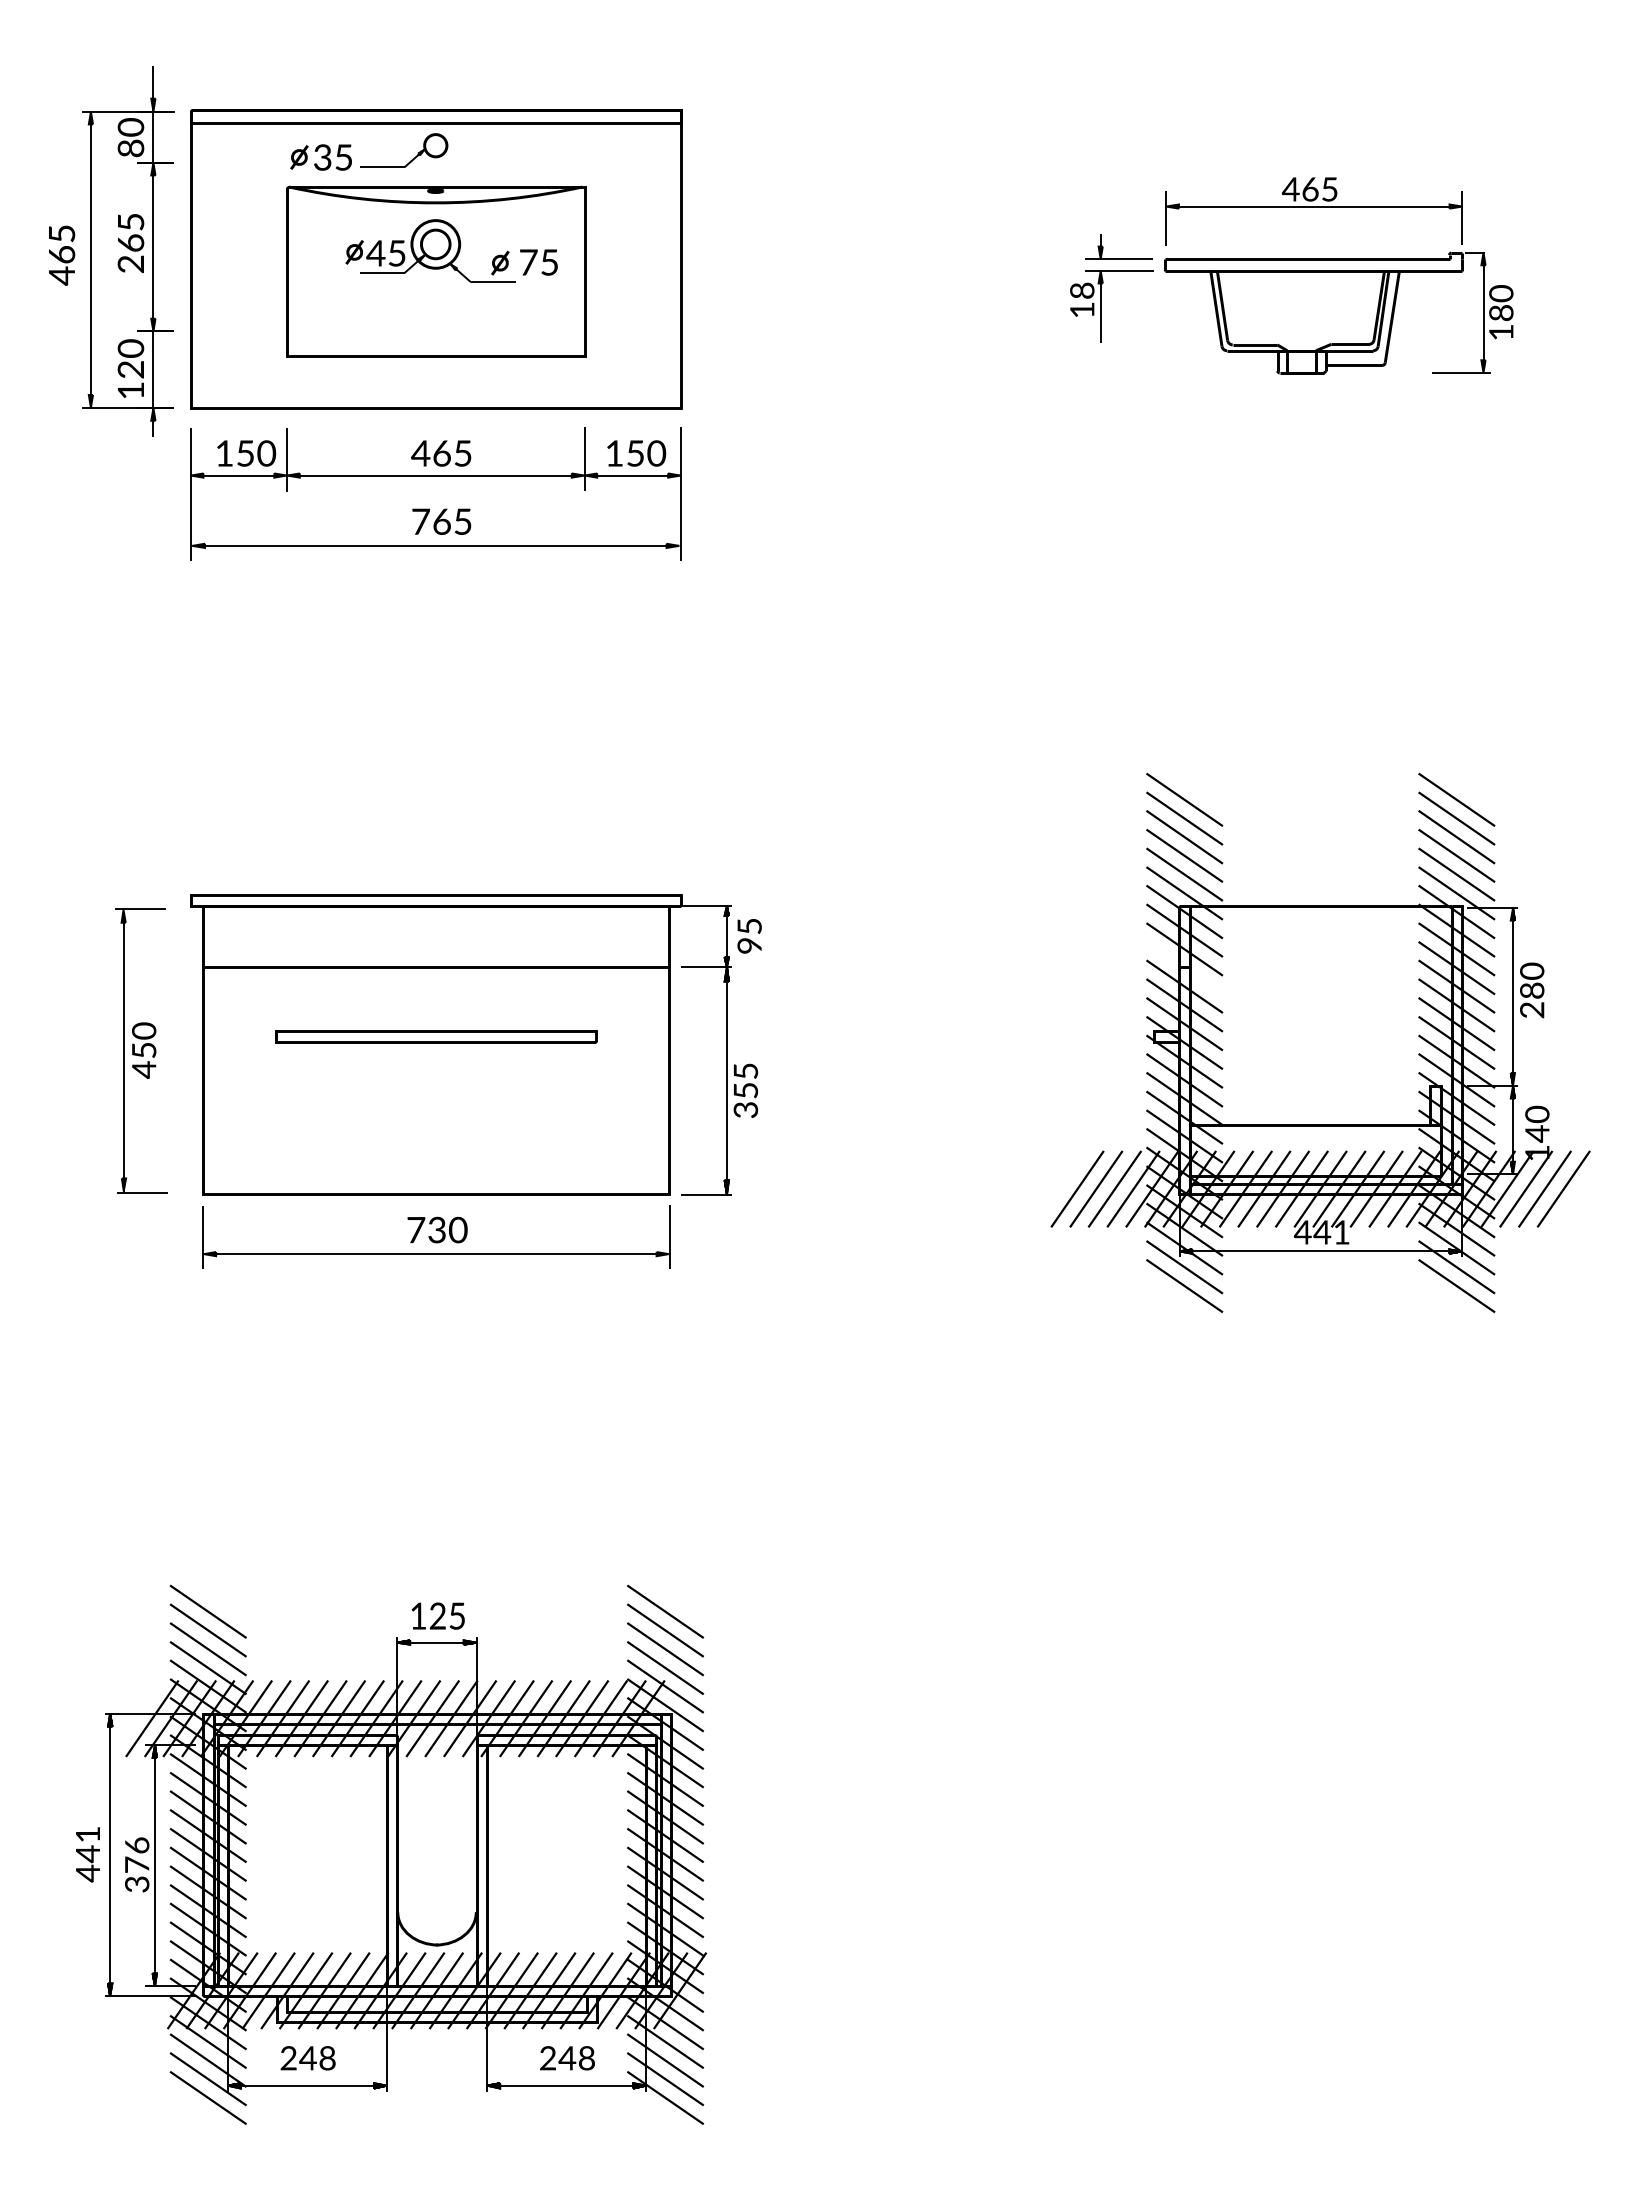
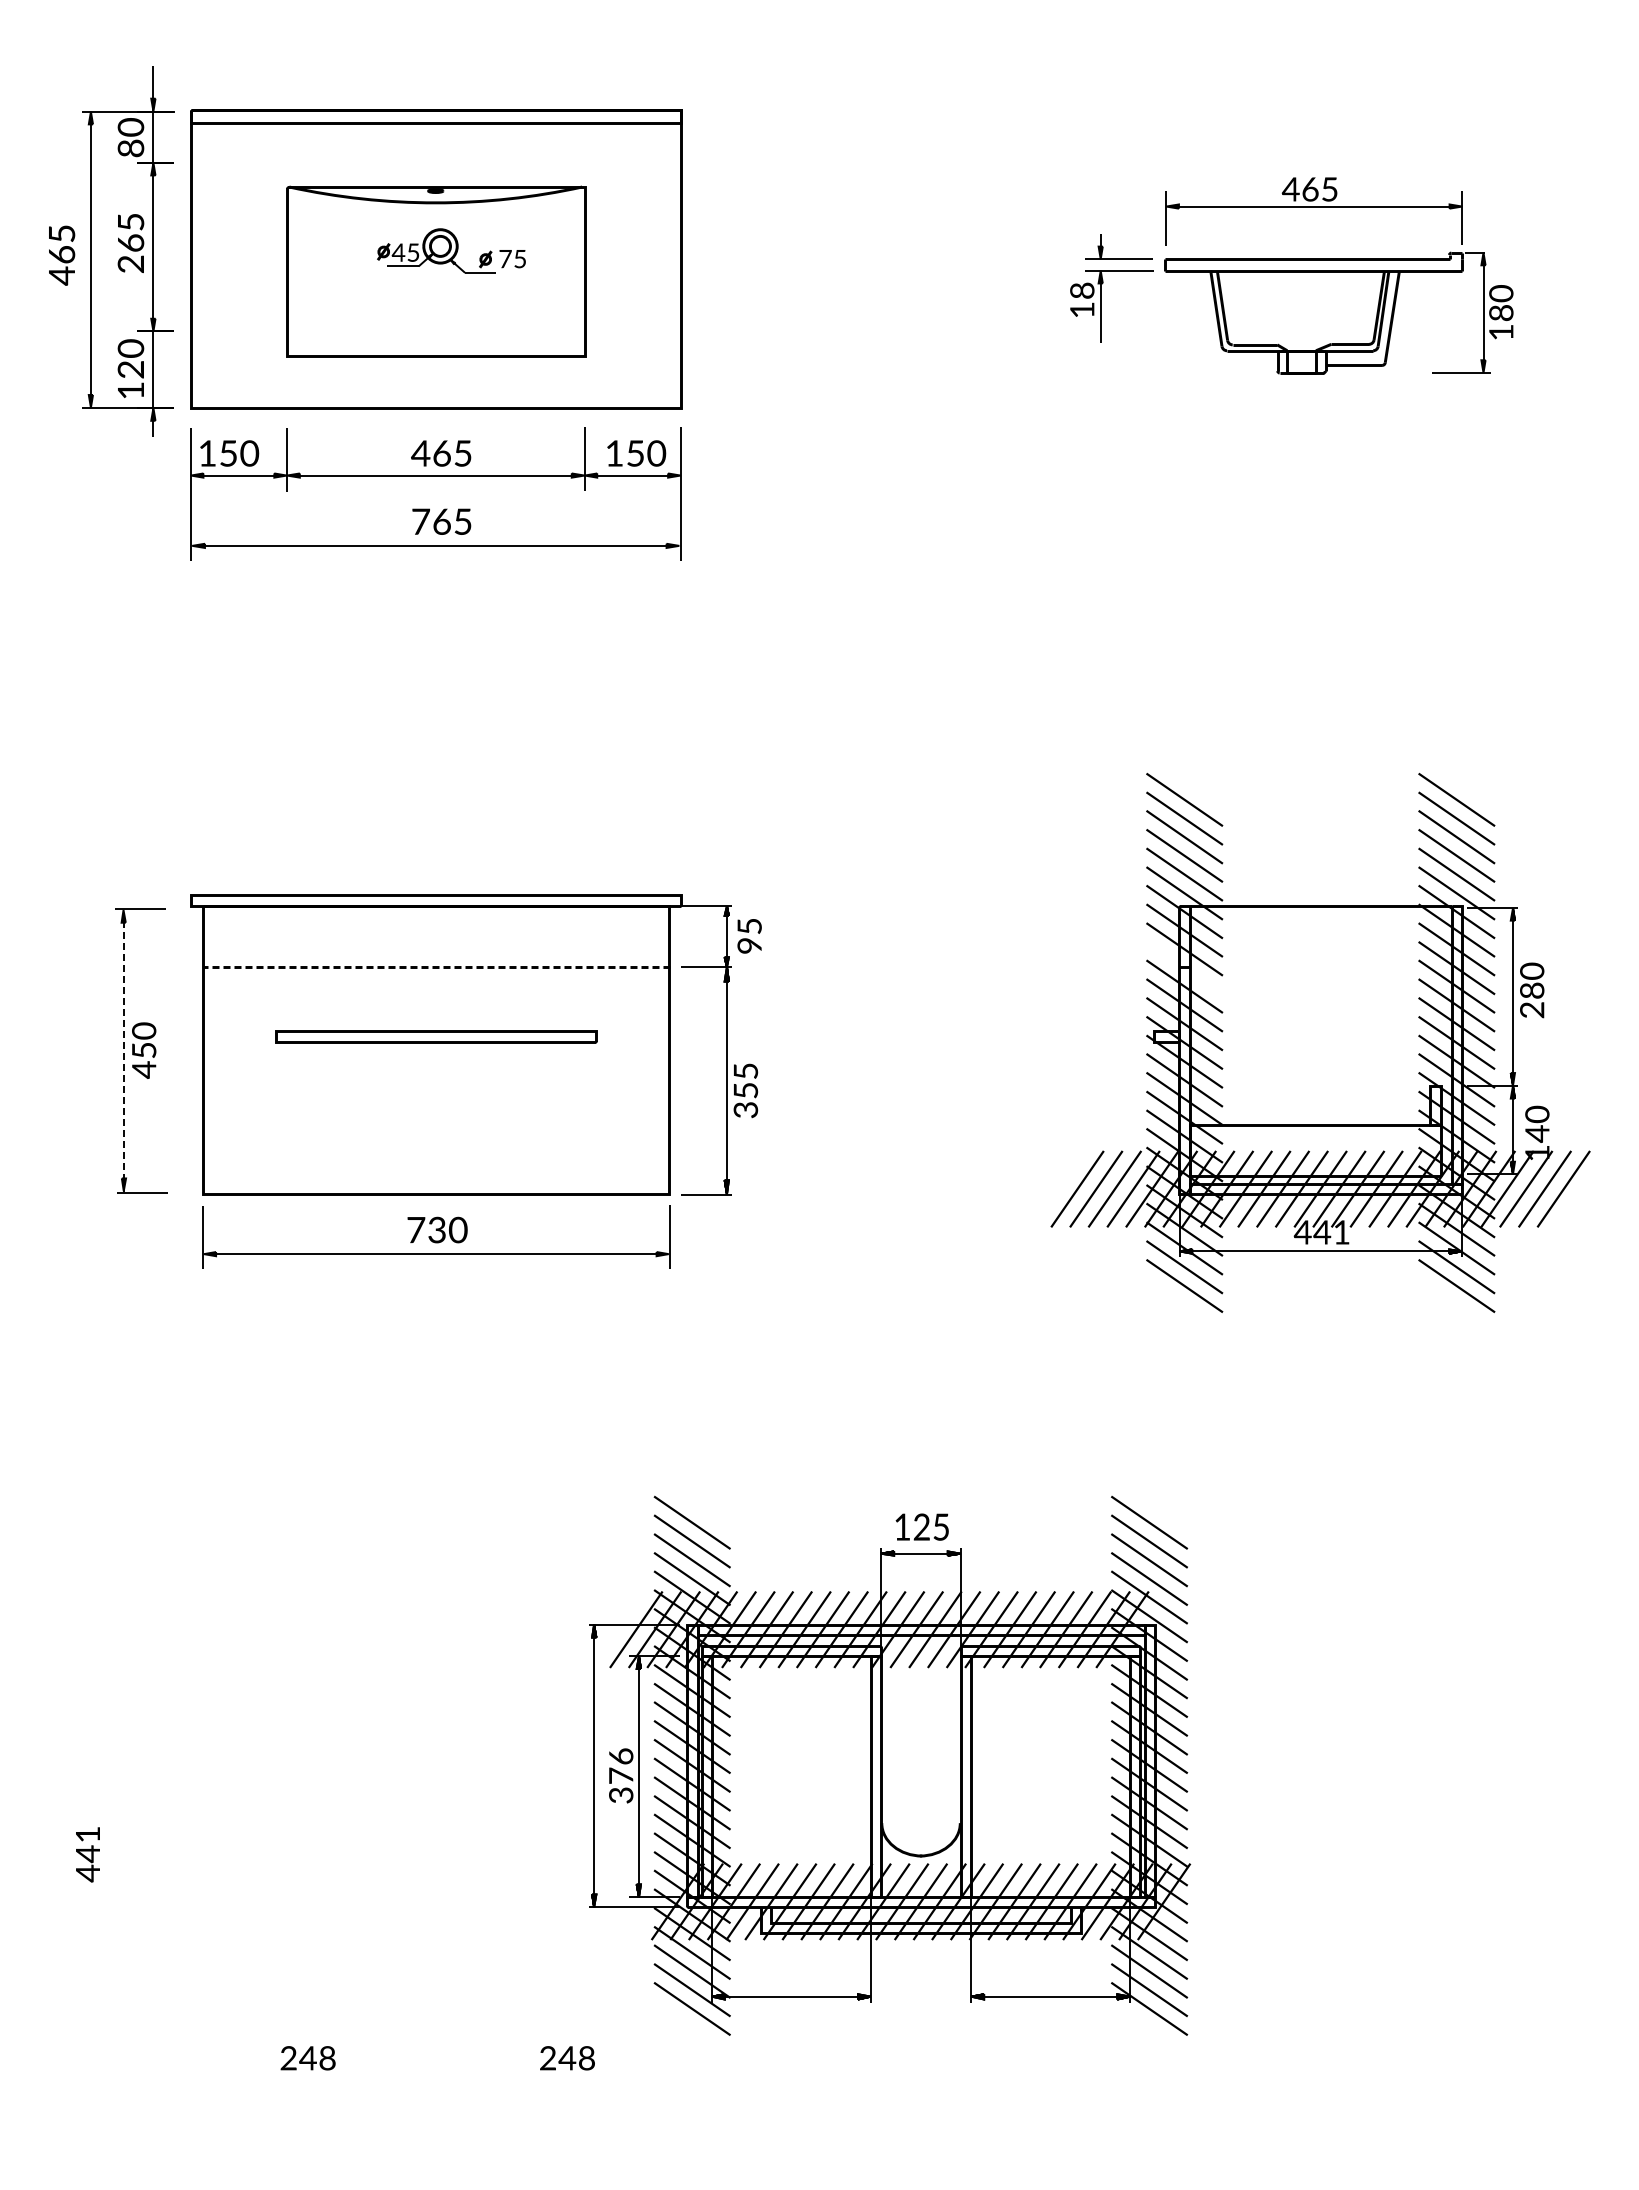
part: present -> none (369, 166)
part size: 213x64 px -> 149x46 px (451, 250)
text position: (246, 453) -> (229, 453) (229, 453)
line: solid -> dashed (435, 967)
line: solid -> dashed (123, 1055)
part position: (406, 1854) -> (890, 1765) (890, 1765)
